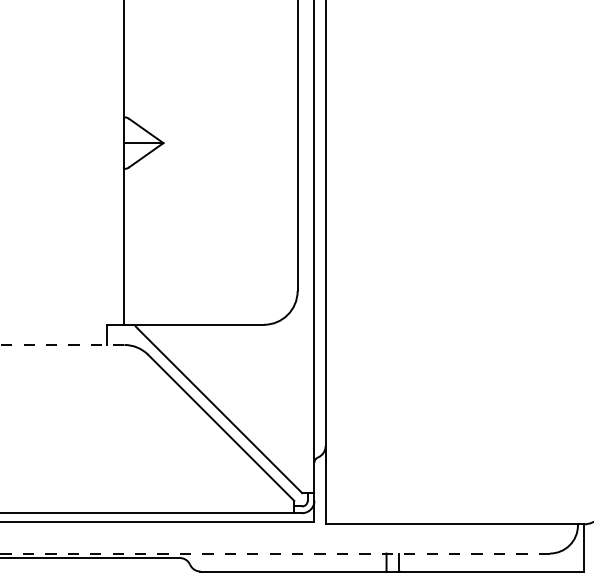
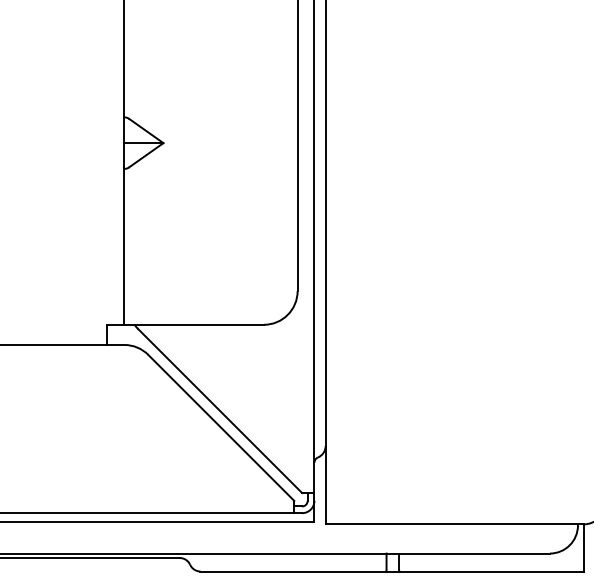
line: dashed -> solid (62, 344)
line: dashed -> solid (274, 553)
